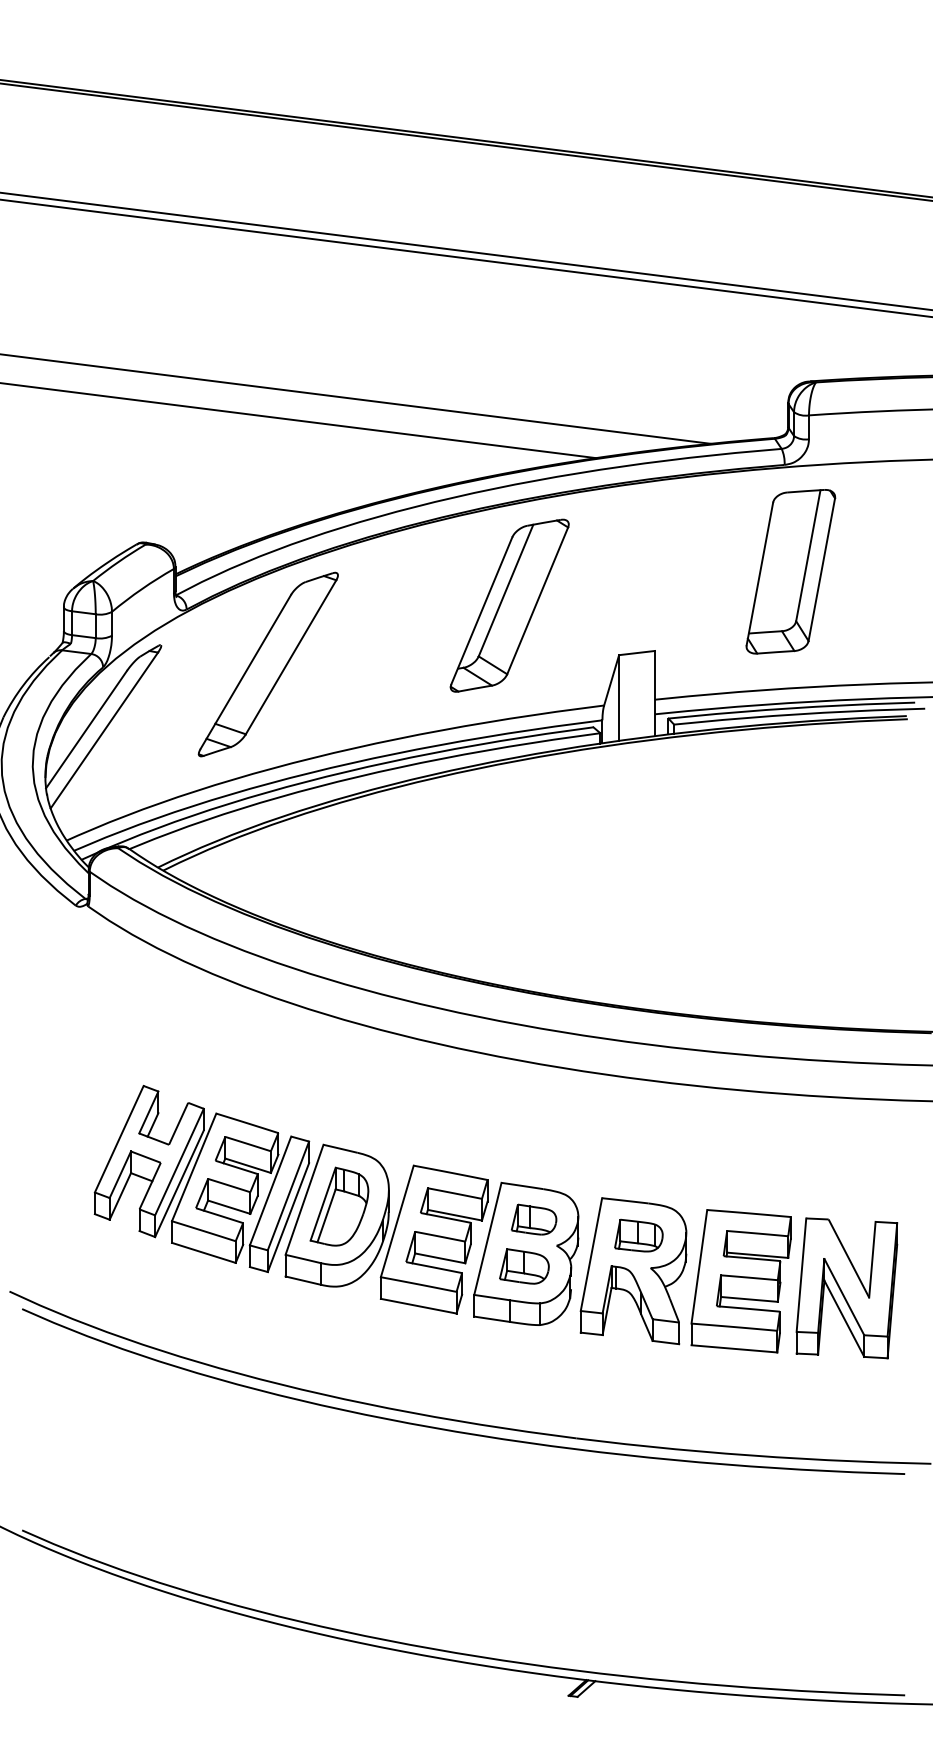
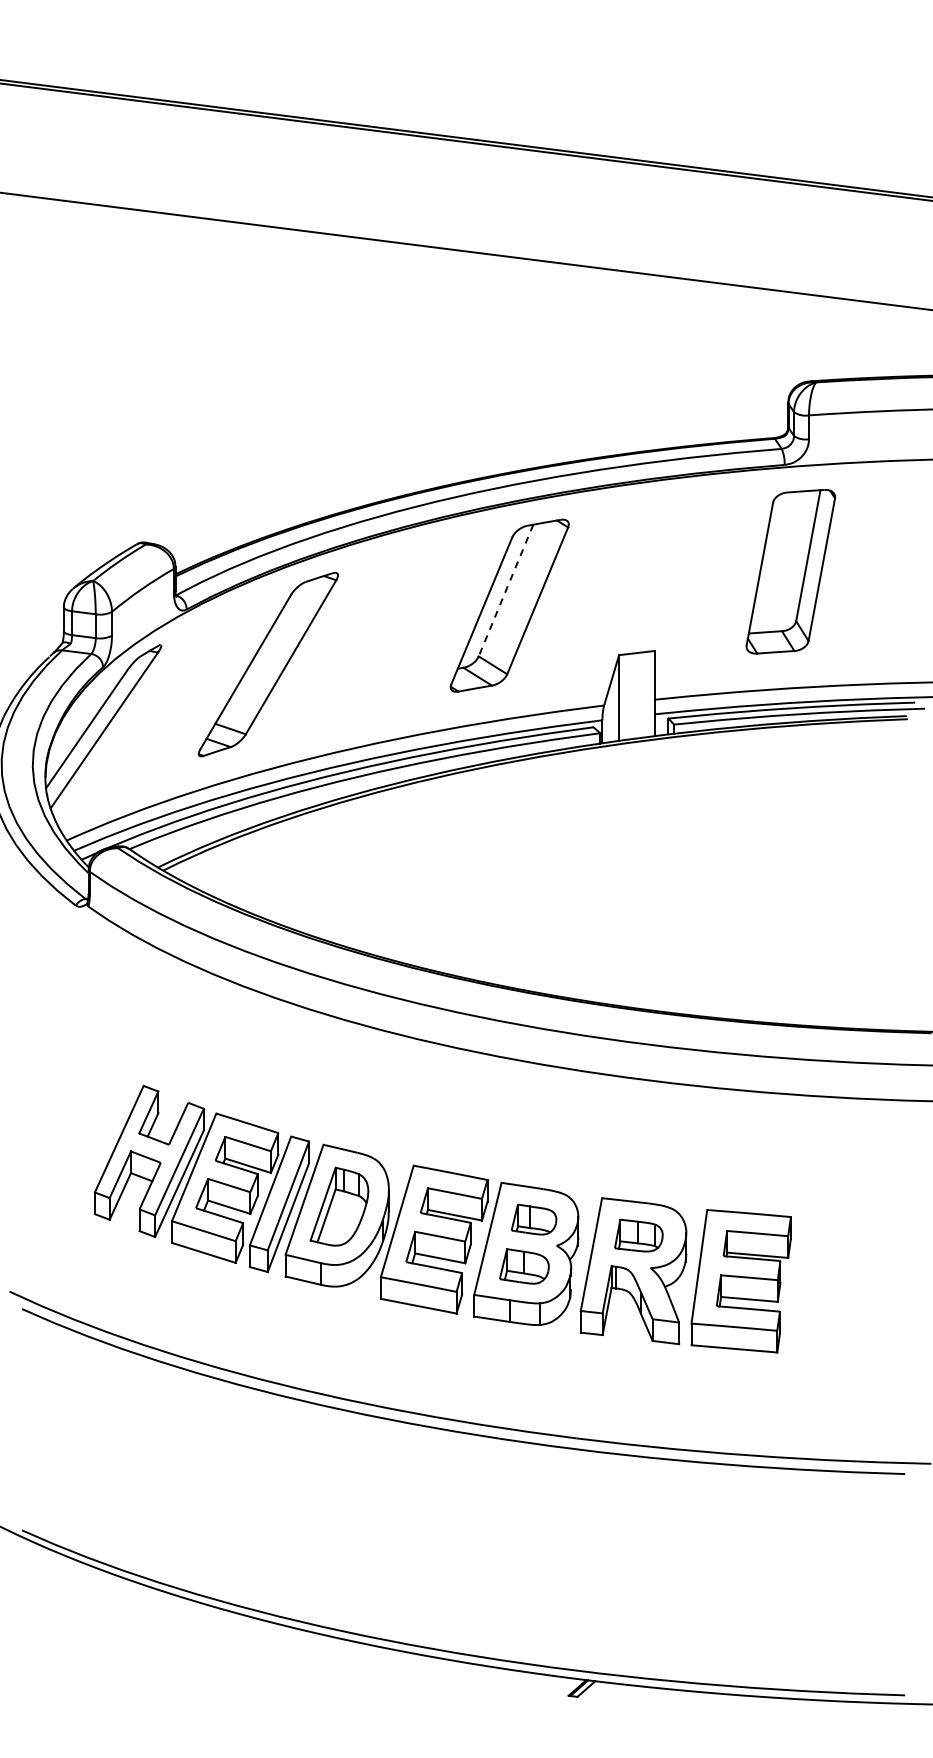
line: present -> none (465, 258)
line: present -> none (356, 398)
line: present -> none (299, 420)
line: solid -> dashed (505, 591)
part: present -> none (846, 1288)
